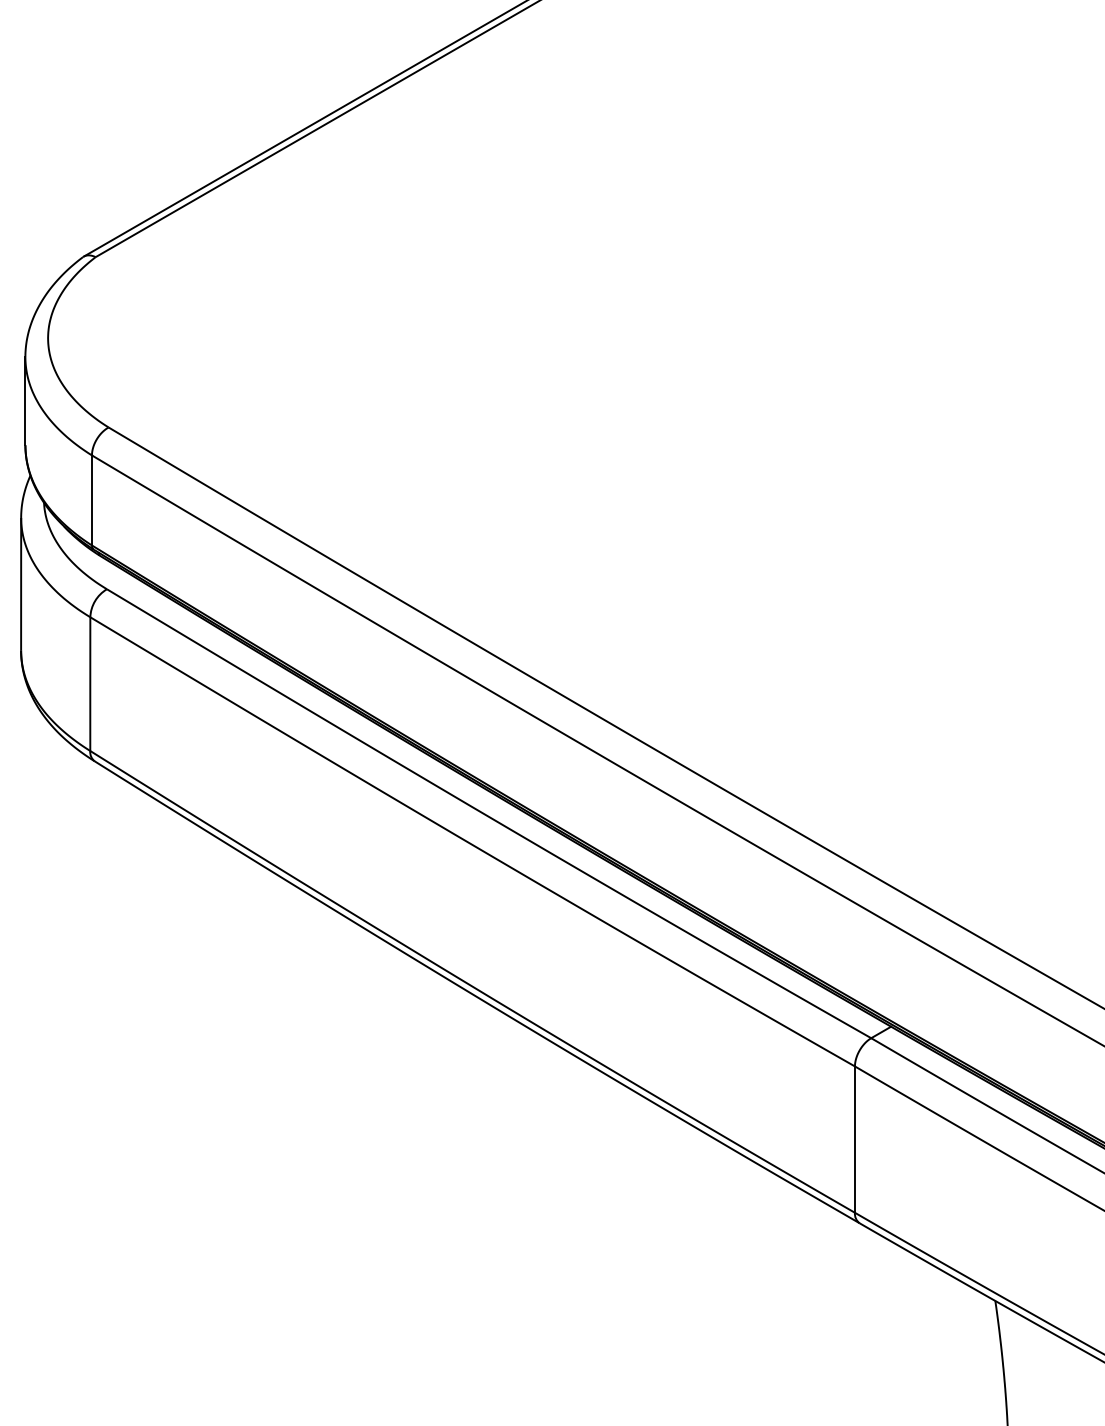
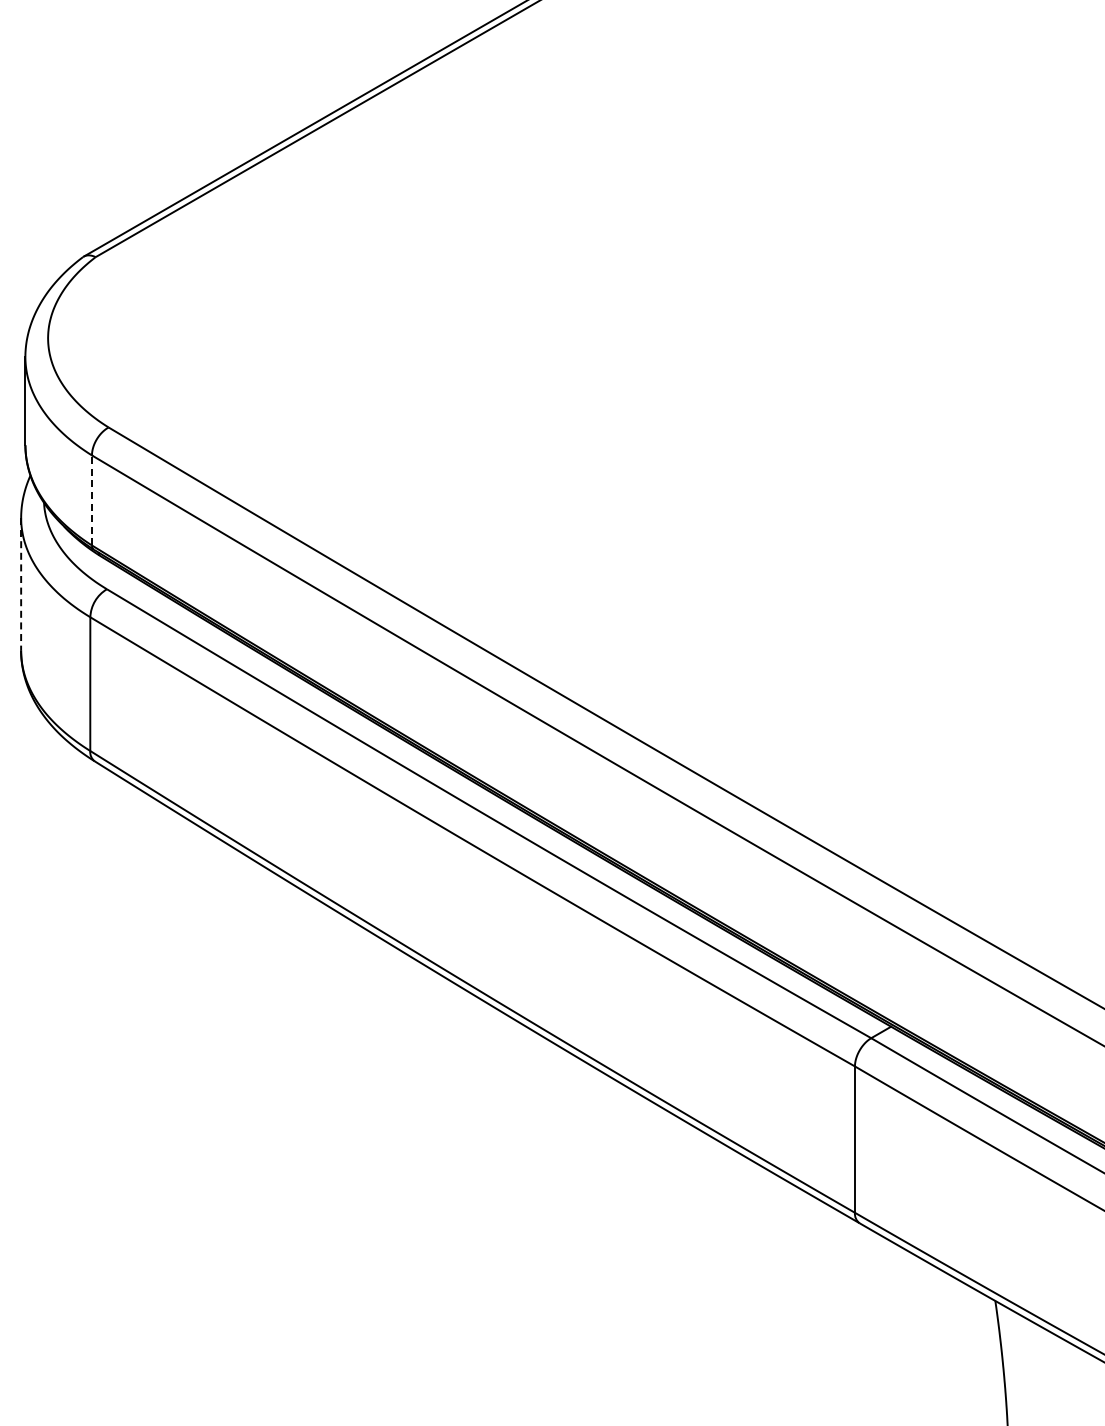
line: solid -> dashed (92, 499)
line: solid -> dashed (21, 583)
